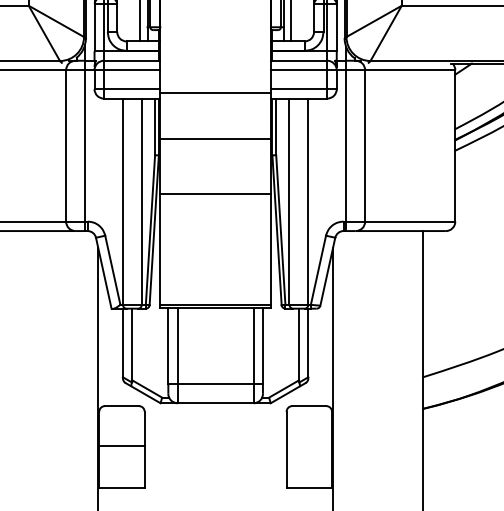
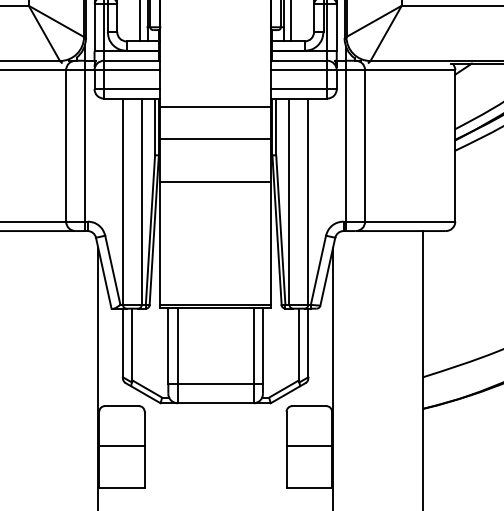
line position: (215, 92) -> (215, 106) (215, 106)
line position: (215, 193) -> (215, 181) (215, 181)
line: none -> present (309, 445)
